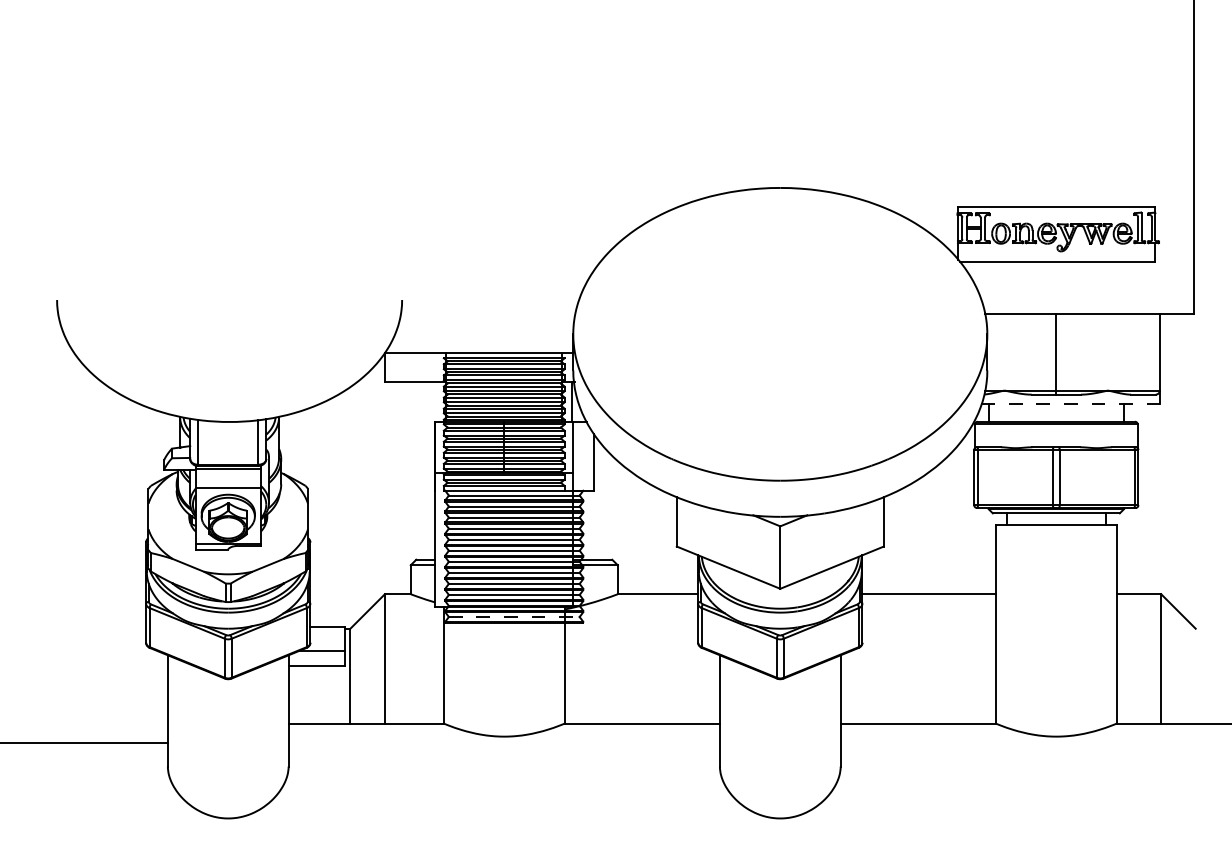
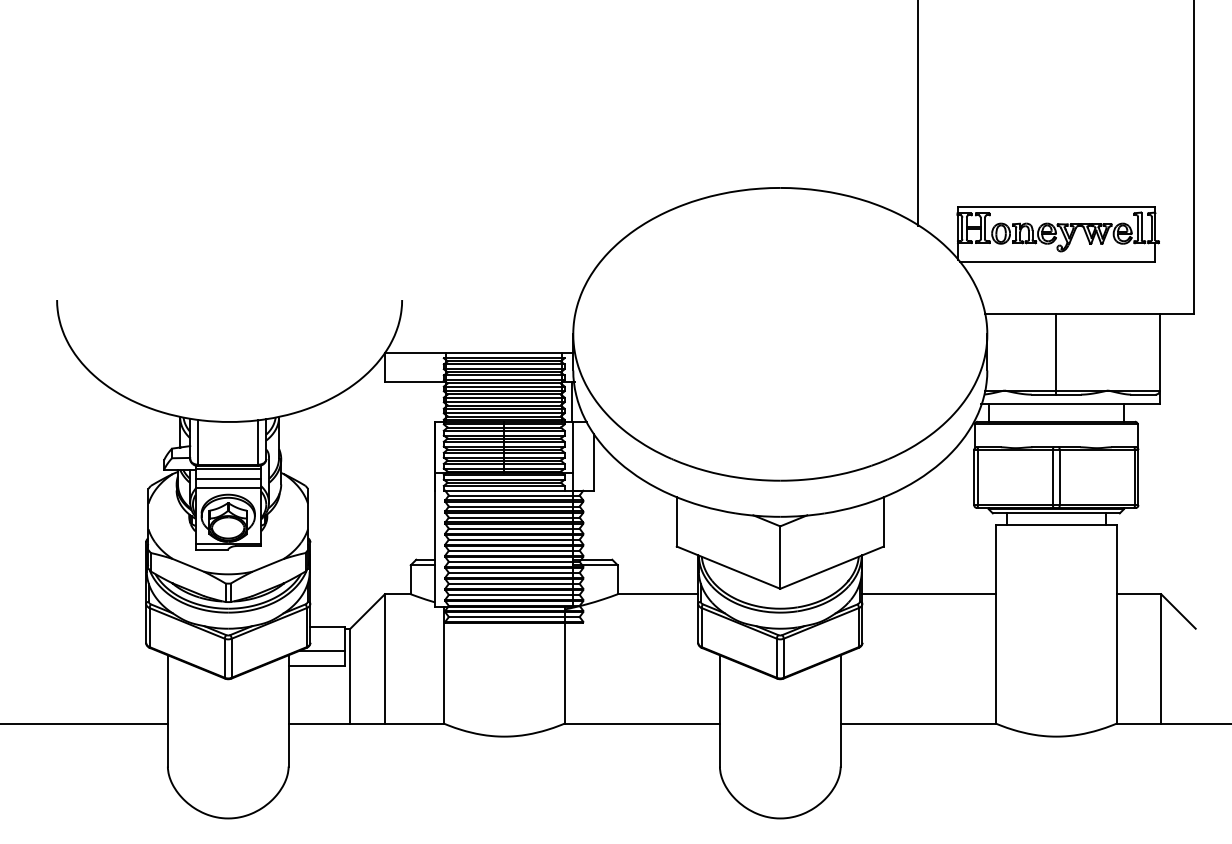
line: none -> present (918, 113)
line: dashed -> solid (1071, 403)
line: none -> present (227, 478)
line: dashed -> solid (514, 617)
line position: (84, 742) -> (84, 723) (84, 723)
